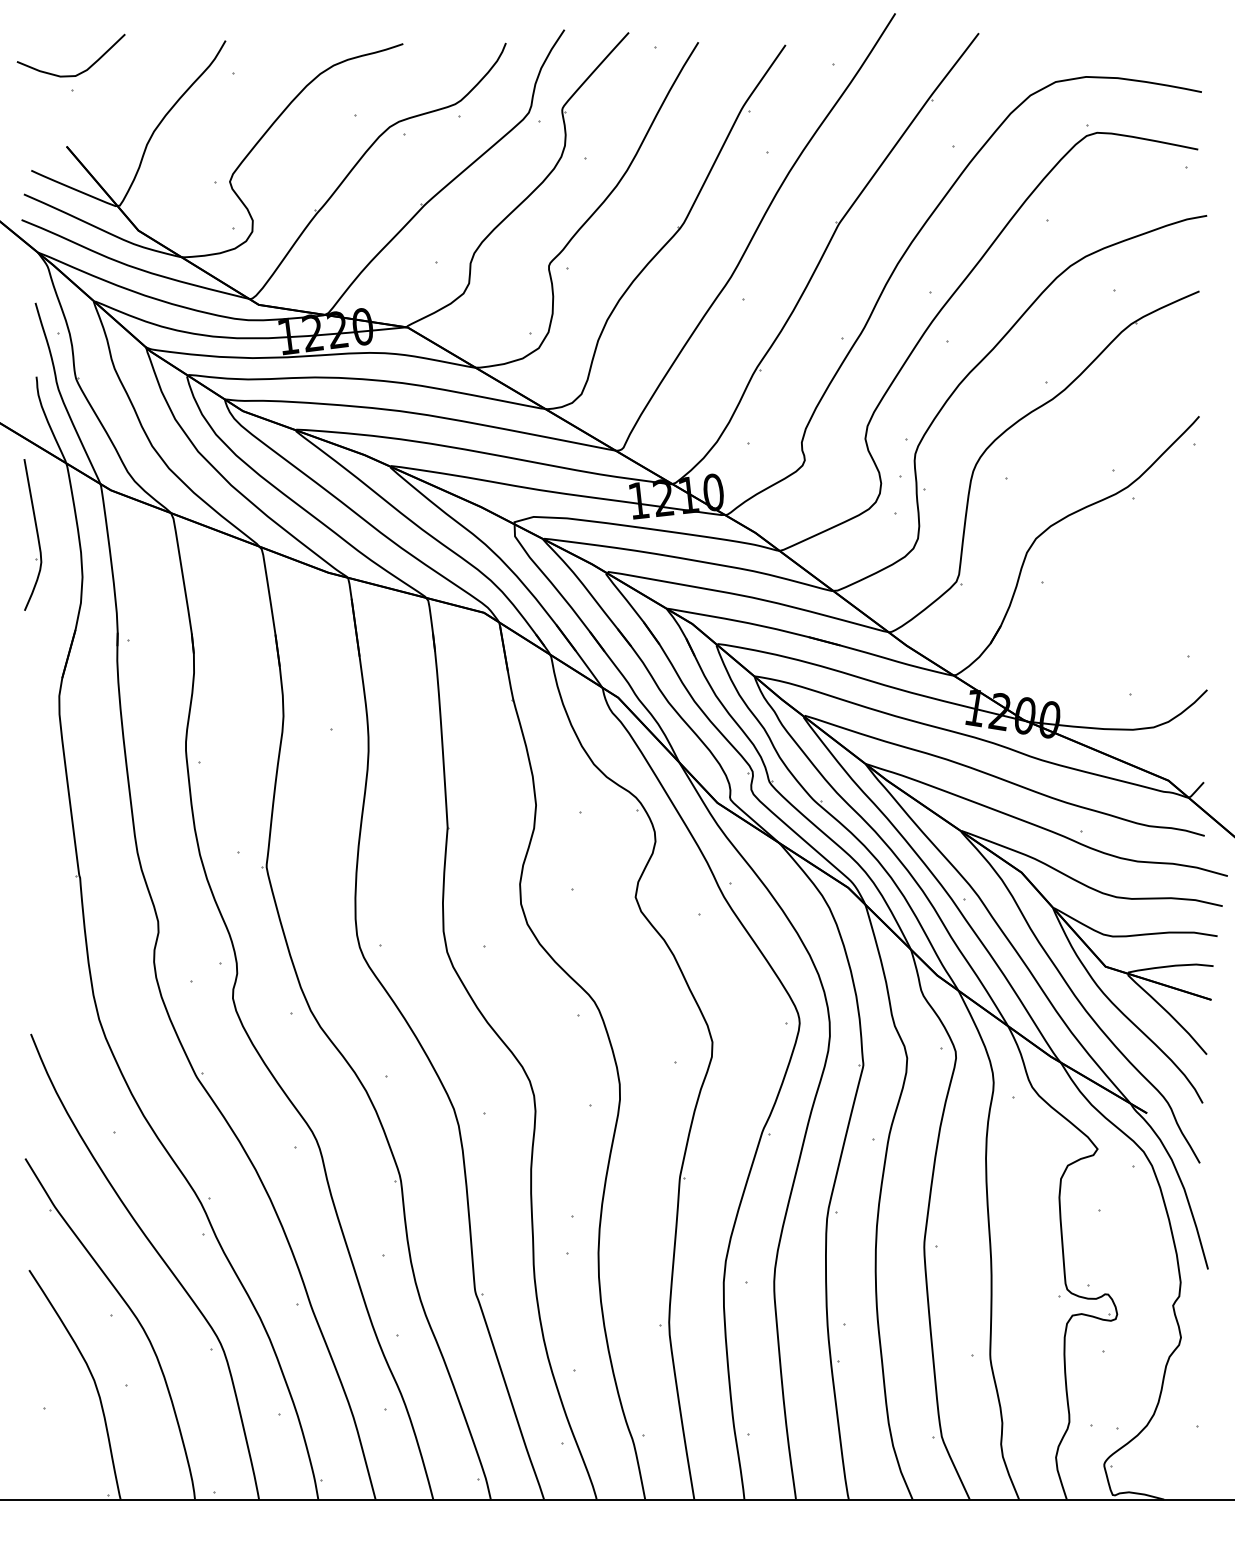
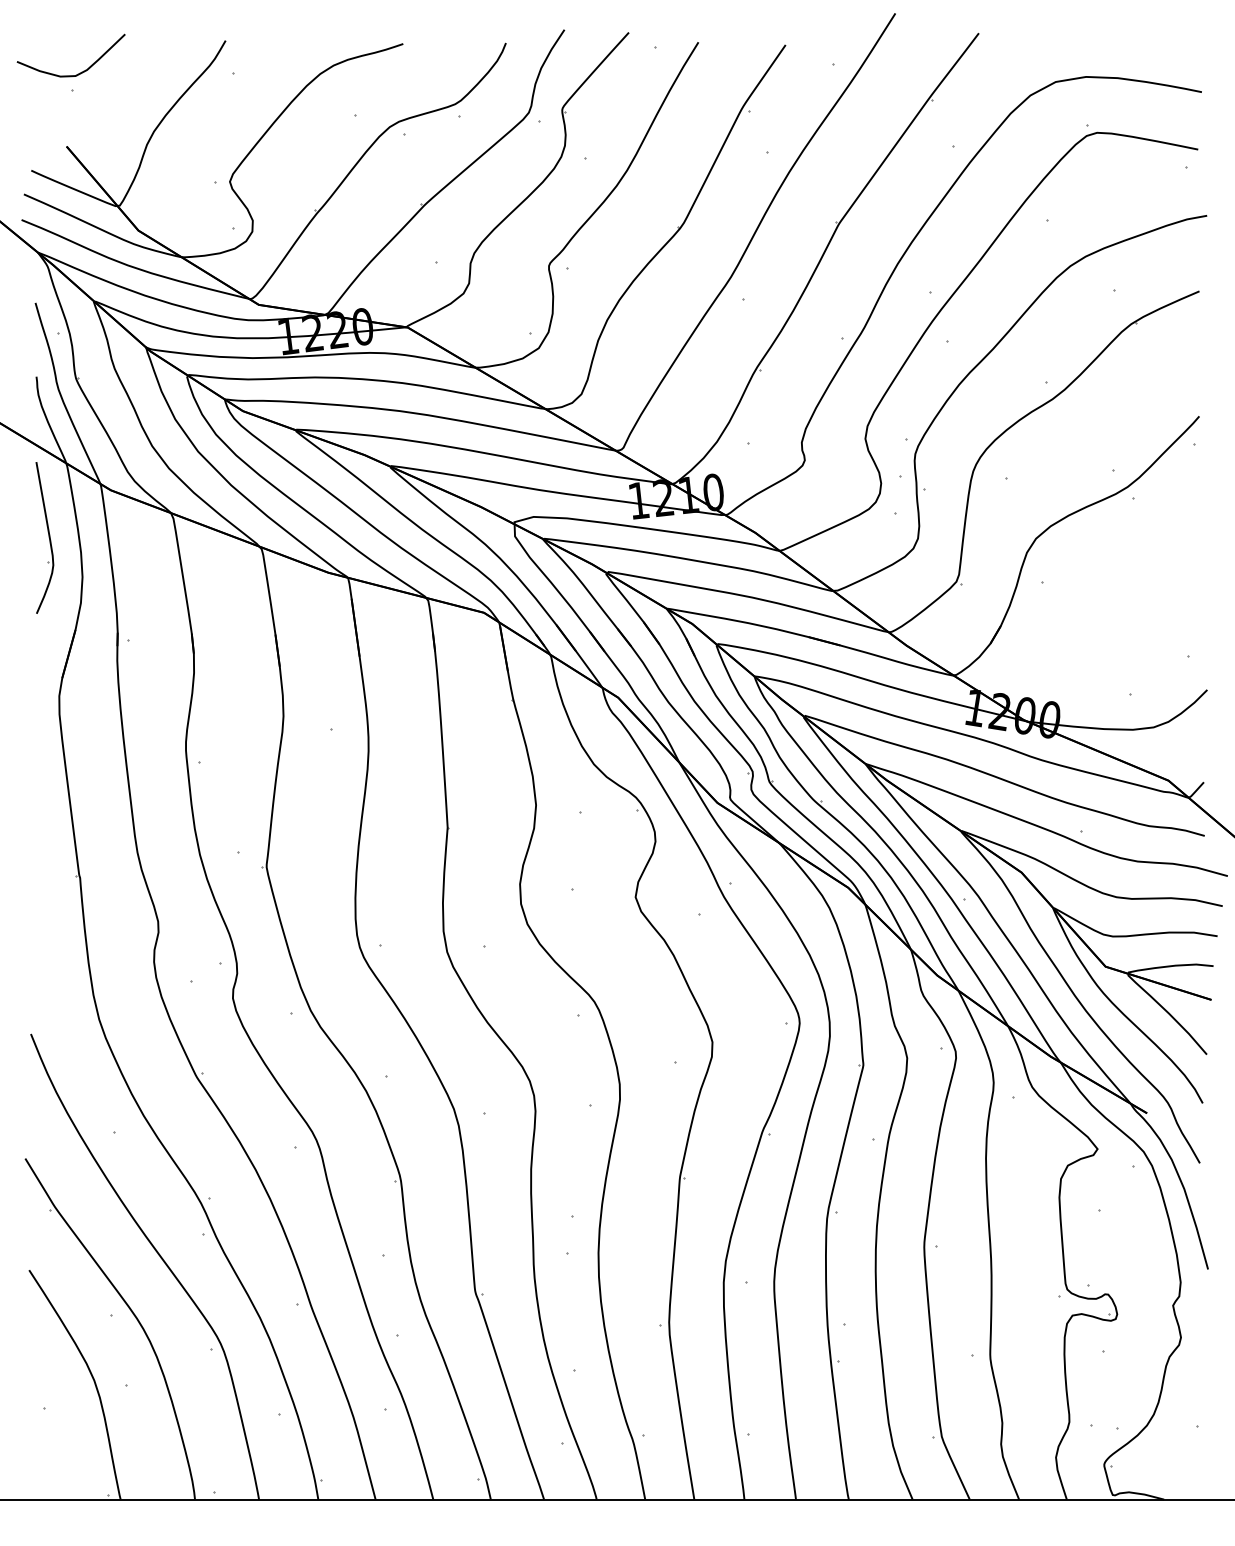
part position: (32, 534) -> (44, 537) (44, 537)
